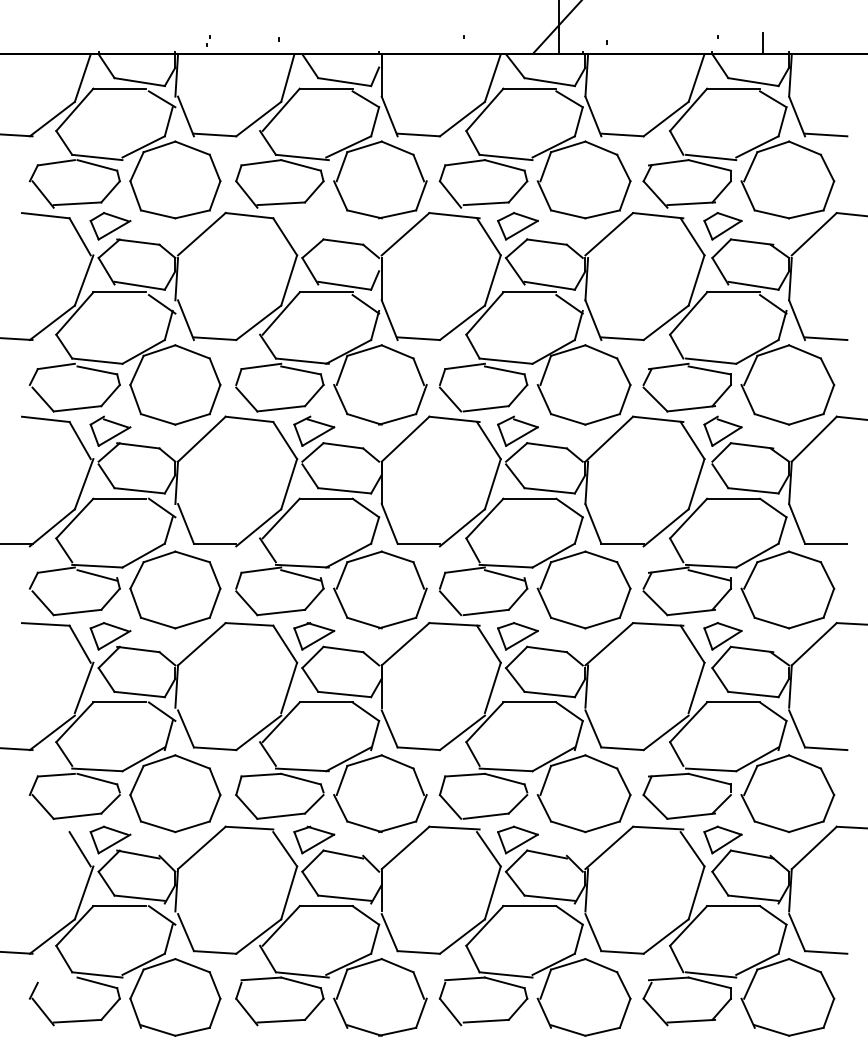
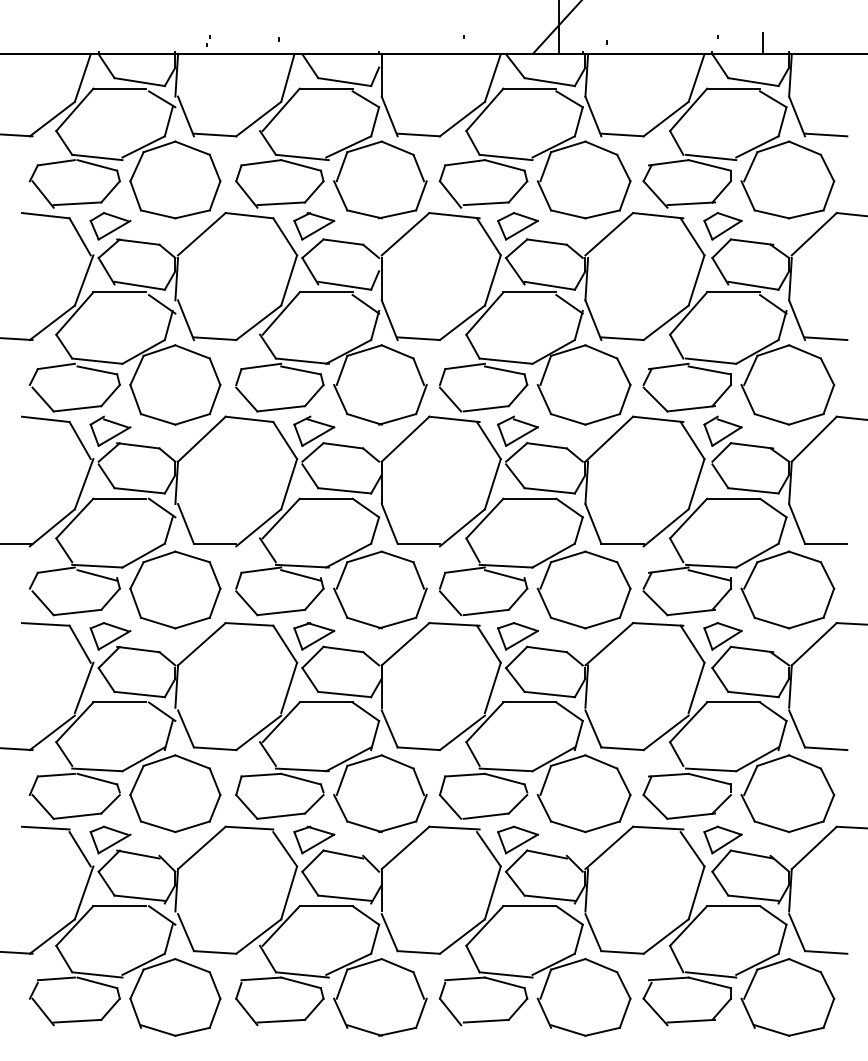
part: none -> present (314, 226)
line: none -> present (45, 827)
line: none -> present (55, 978)
